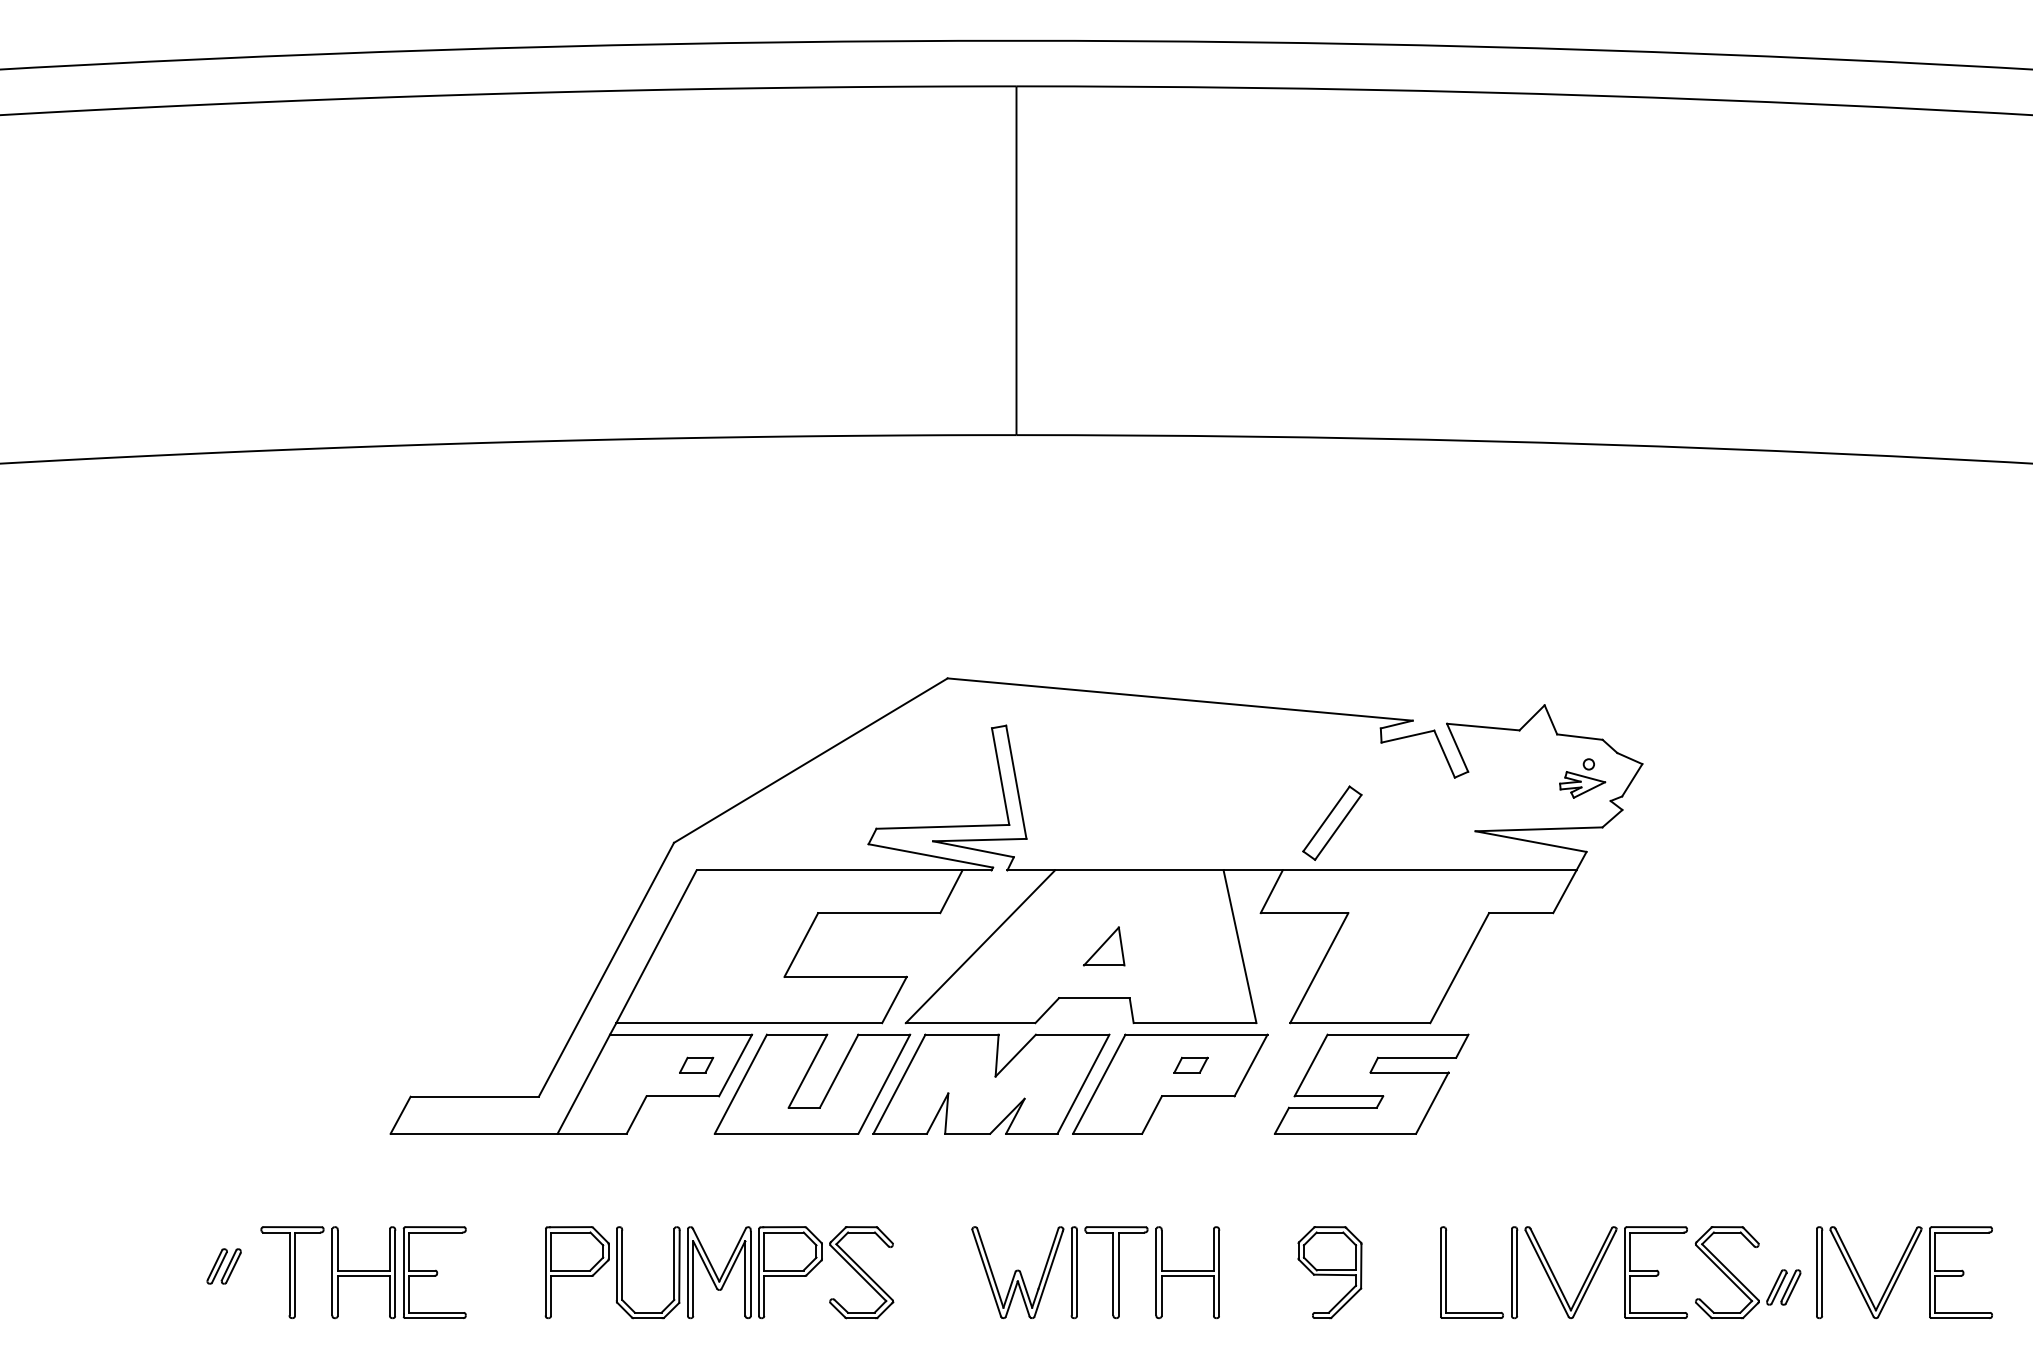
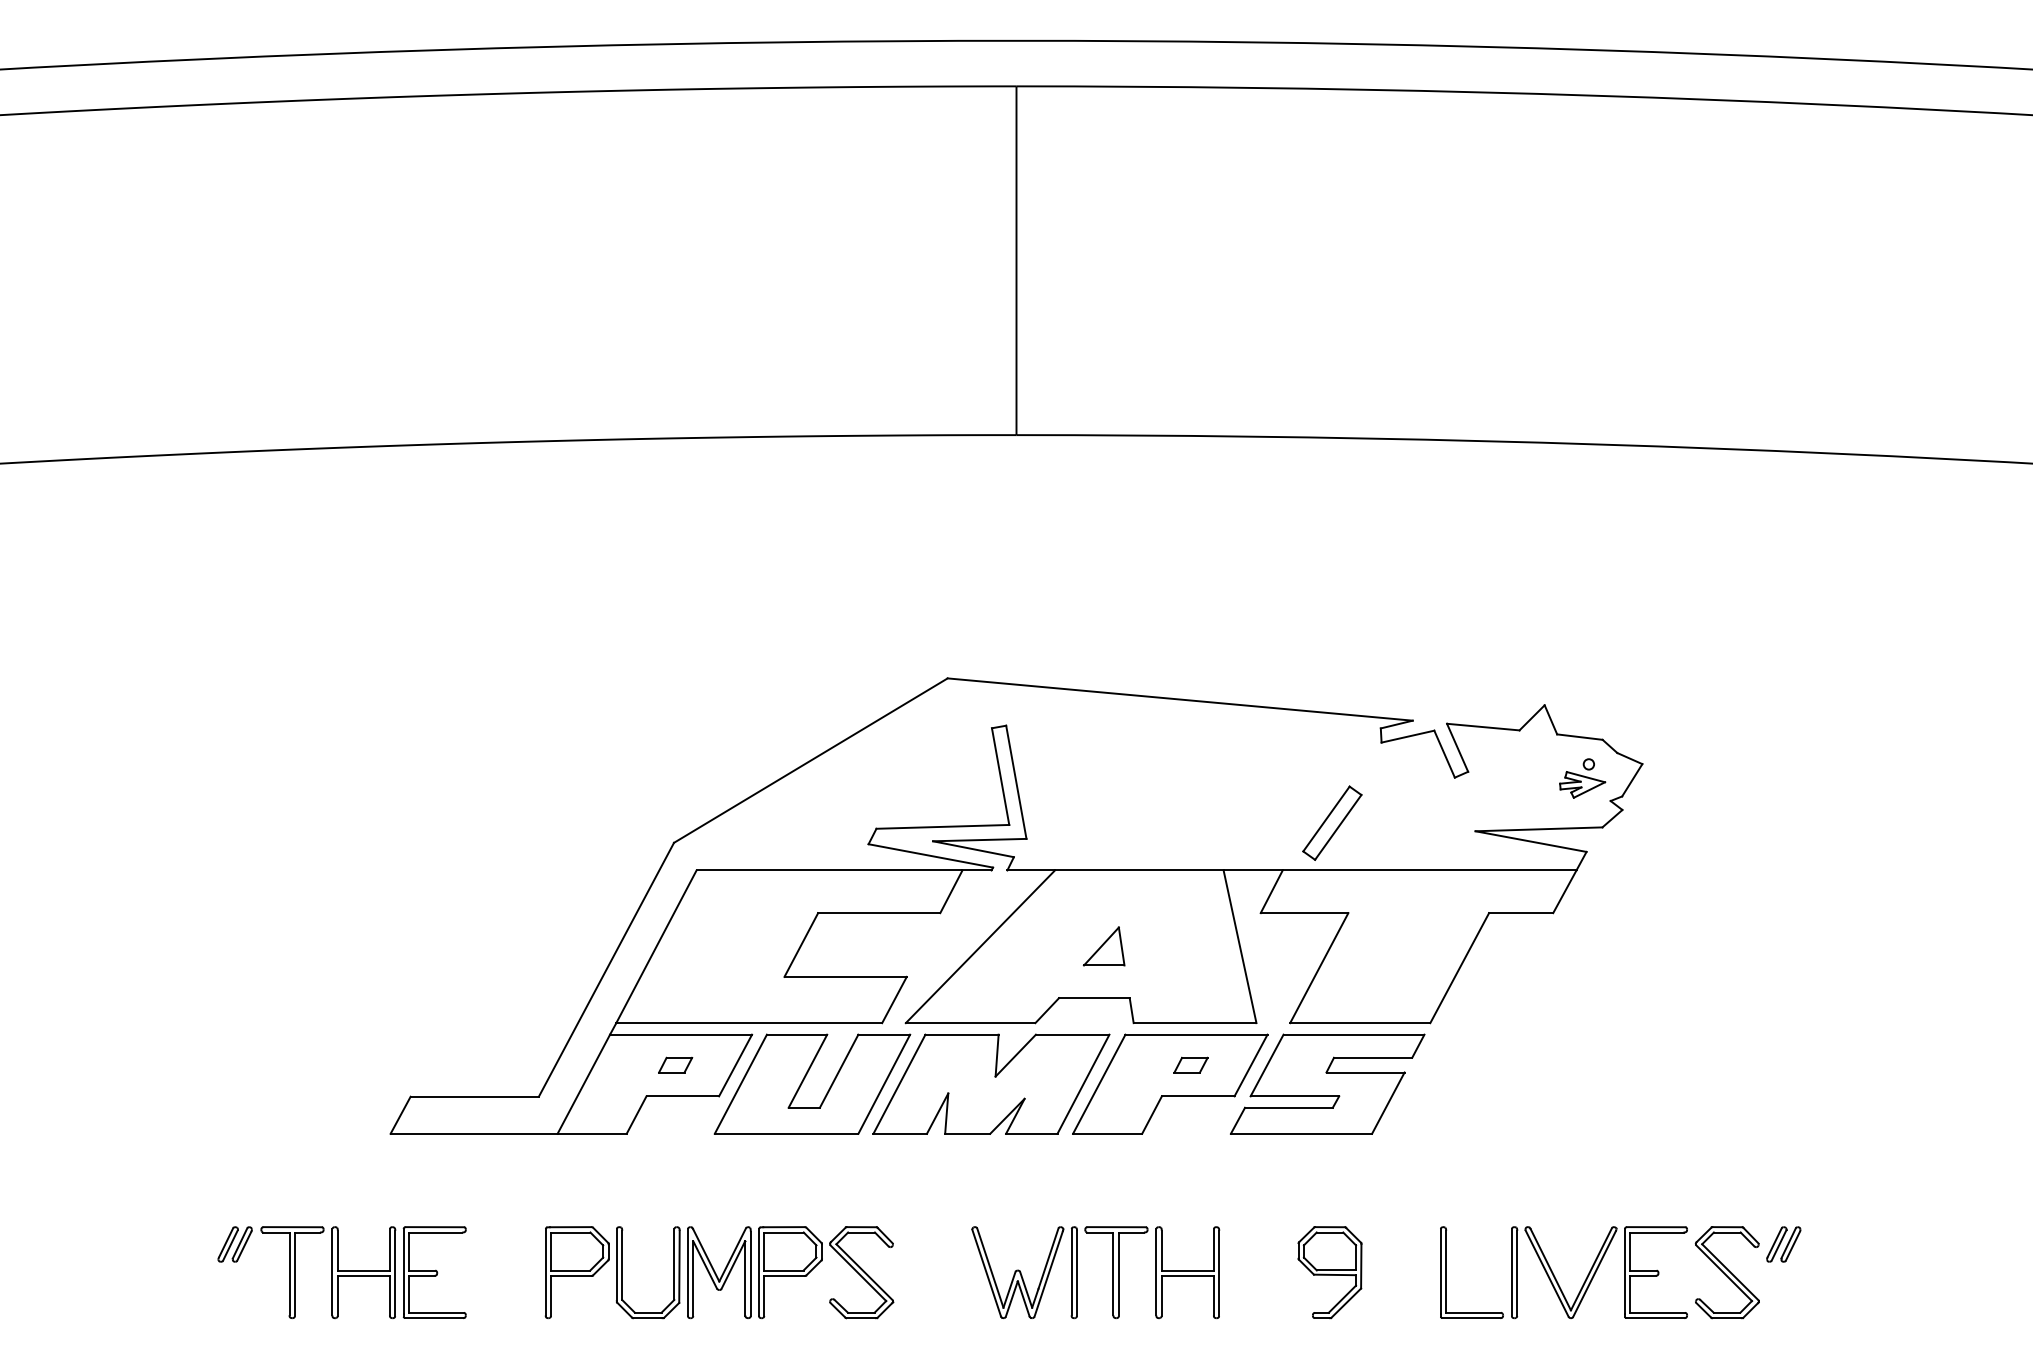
part position: (696, 1064) -> (675, 1064) (675, 1064)
part position: (1371, 1083) -> (1327, 1083) (1327, 1083)
part position: (223, 1266) -> (234, 1244) (234, 1244)
part: present -> none (1904, 1272)
part position: (1783, 1287) -> (1783, 1244) (1783, 1244)
